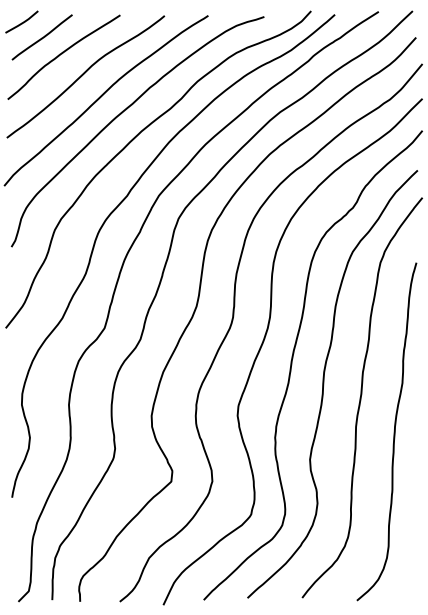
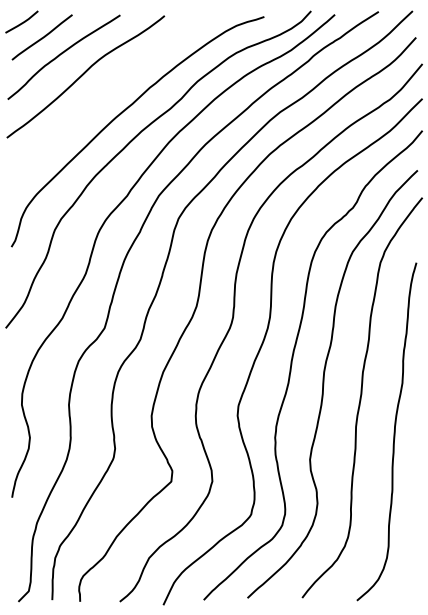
curve: present -> none (102, 96)
